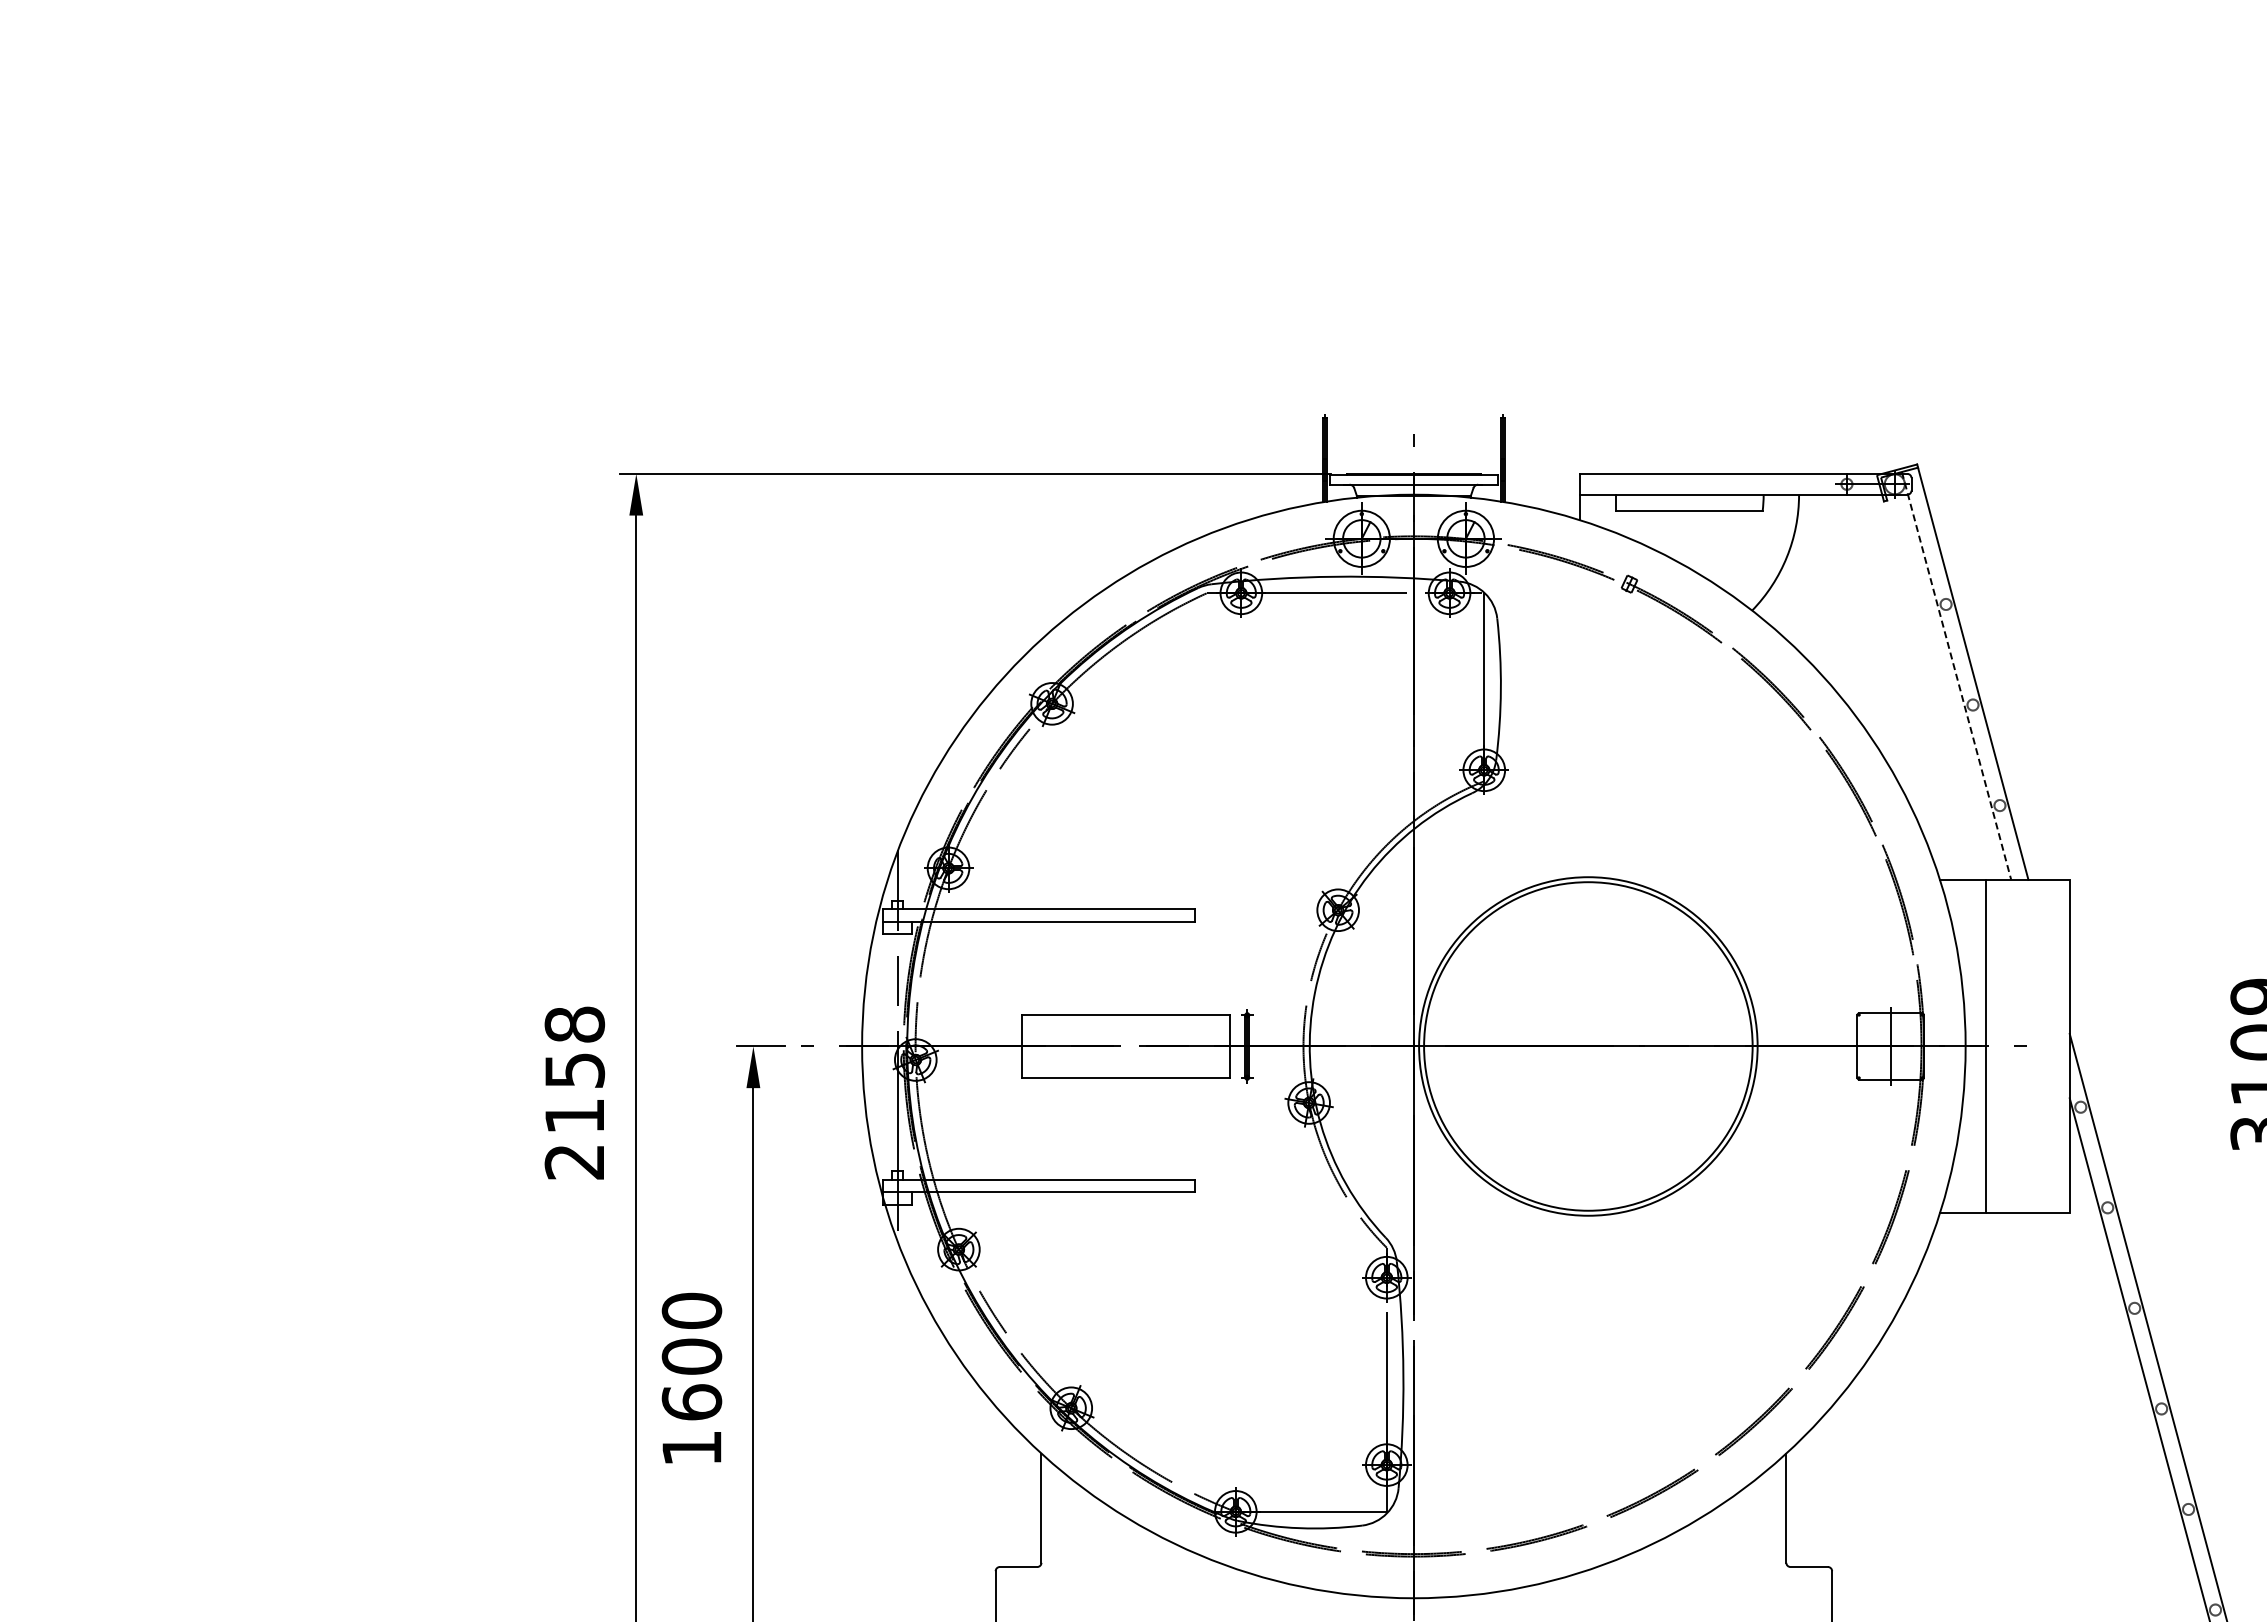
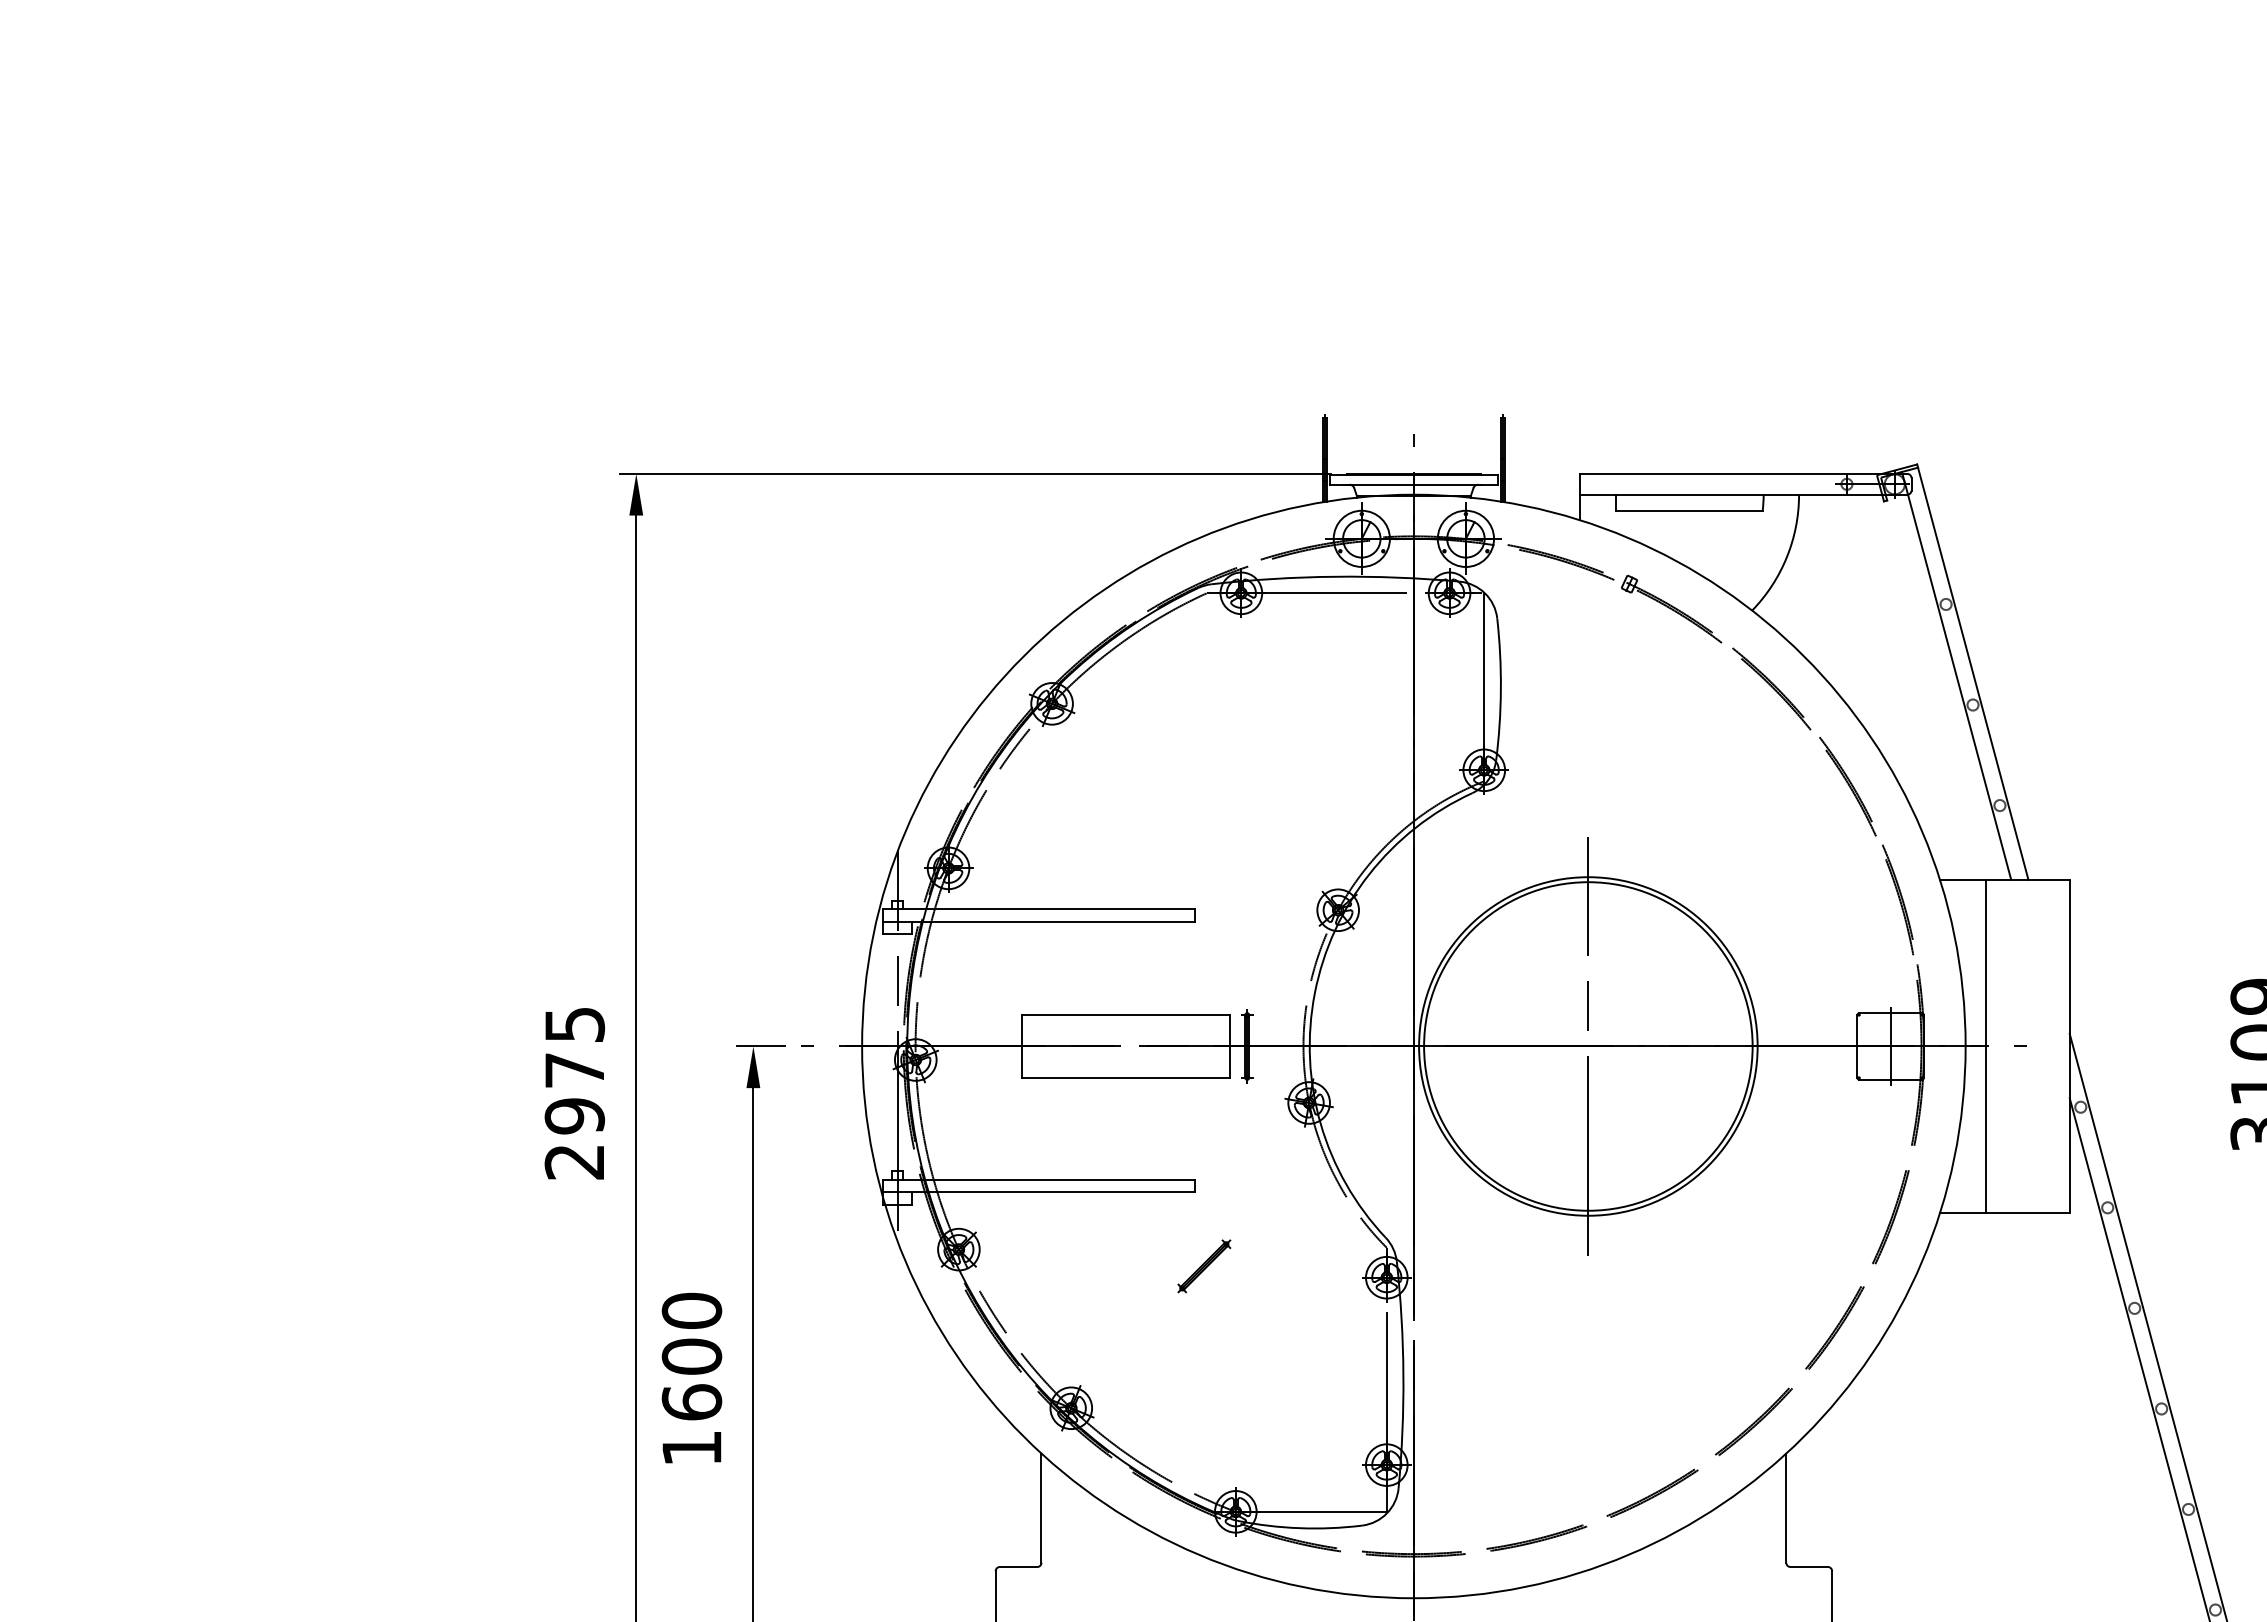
line: dashed -> solid (1956, 676)
line: none -> present (1588, 1046)
text: 2158 -> 2975 (574, 1070)
part: none -> present (1204, 1266)
